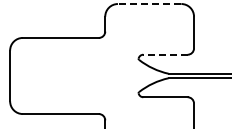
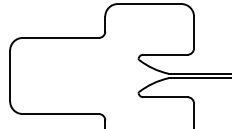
line: dashed -> solid (149, 4)
line: dashed -> solid (165, 54)
